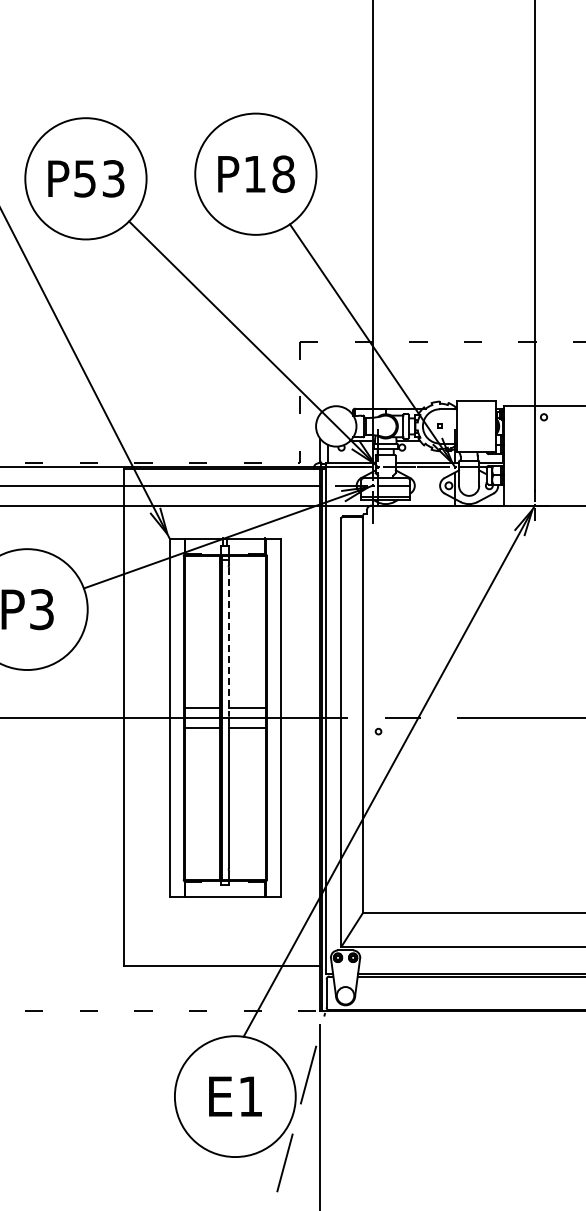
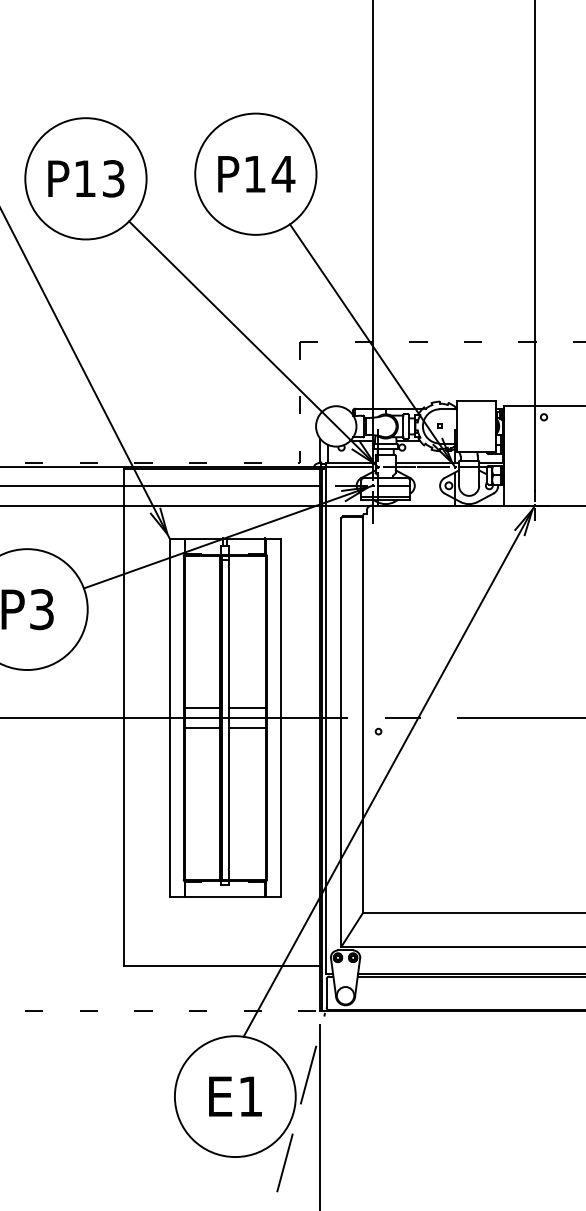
text: P18 -> P14 (283, 174)
text: P53 -> P13 (84, 178)
line: dashed -> solid (229, 642)
